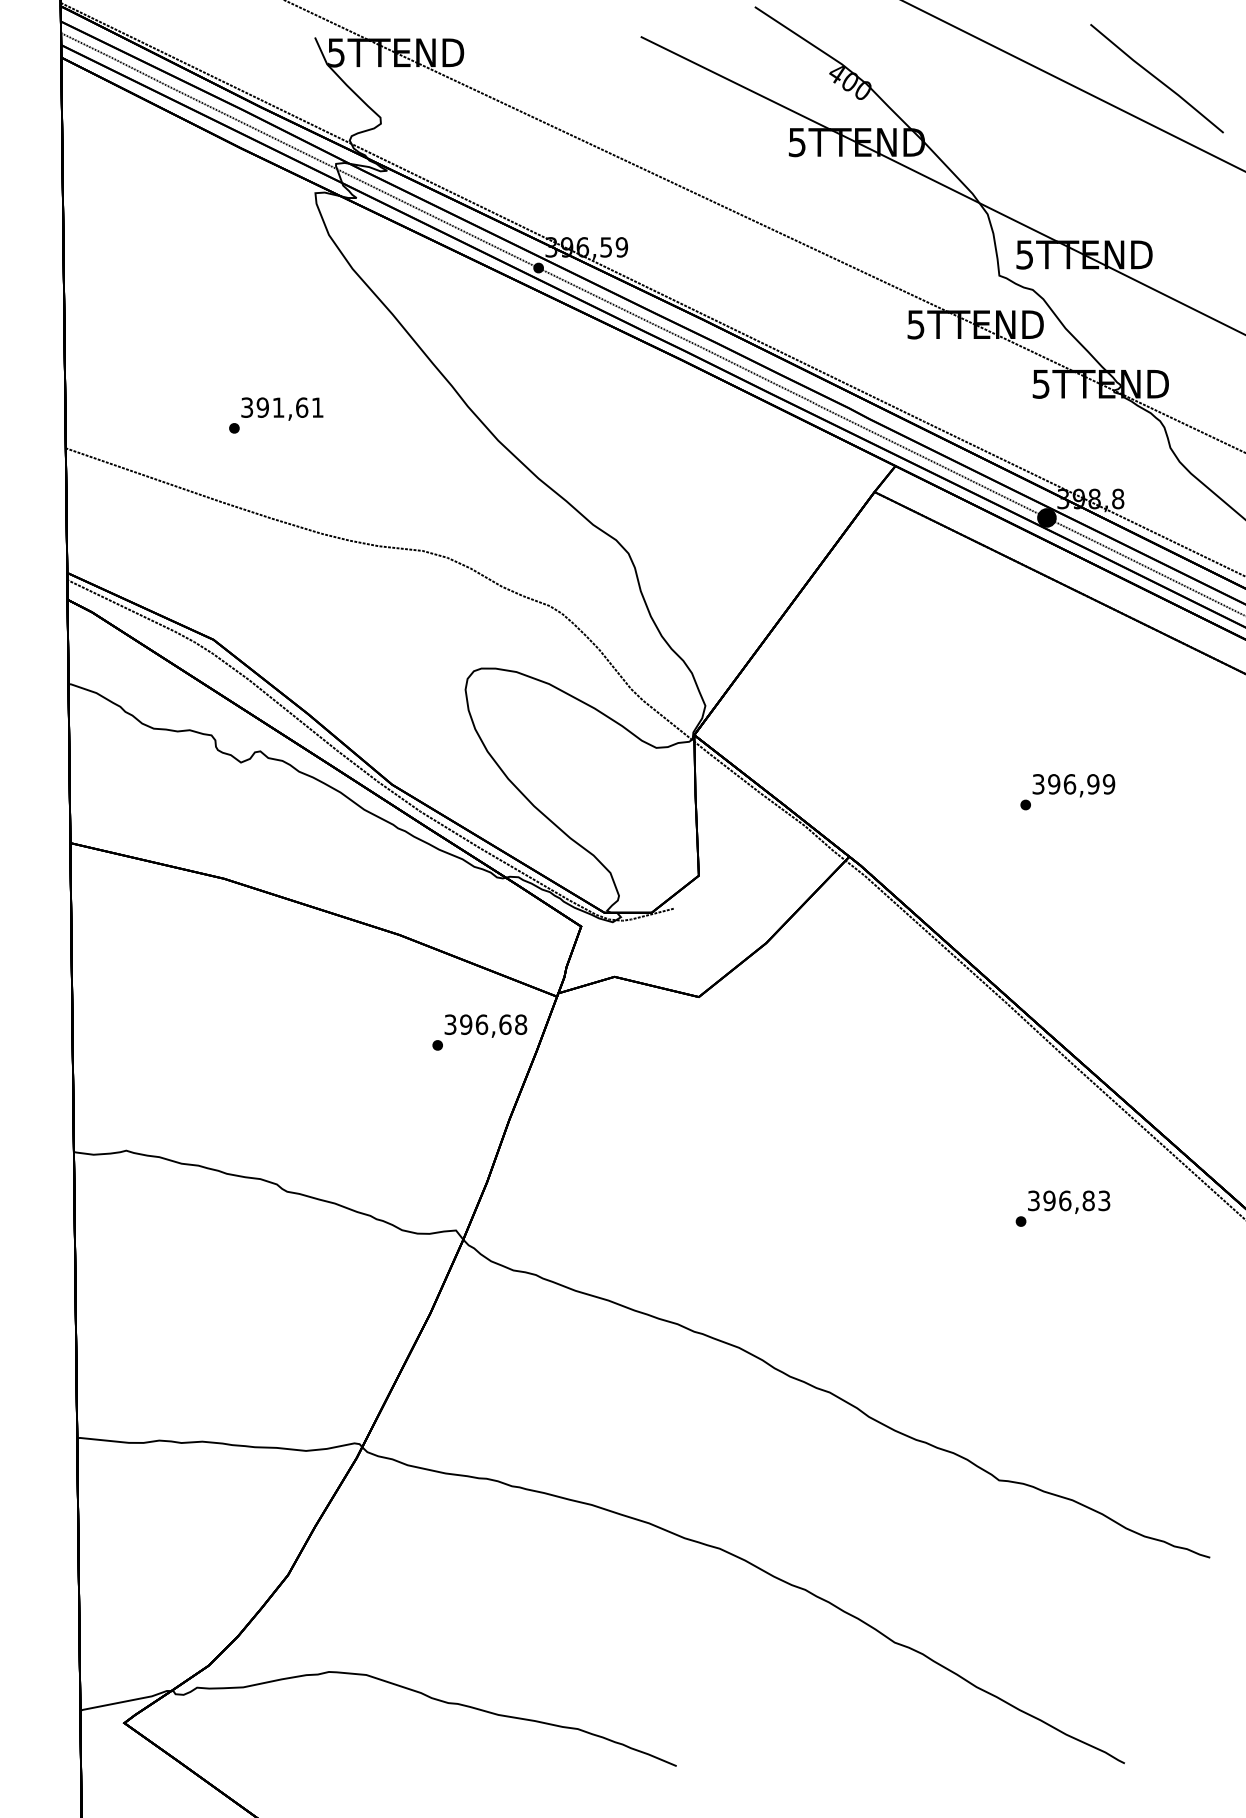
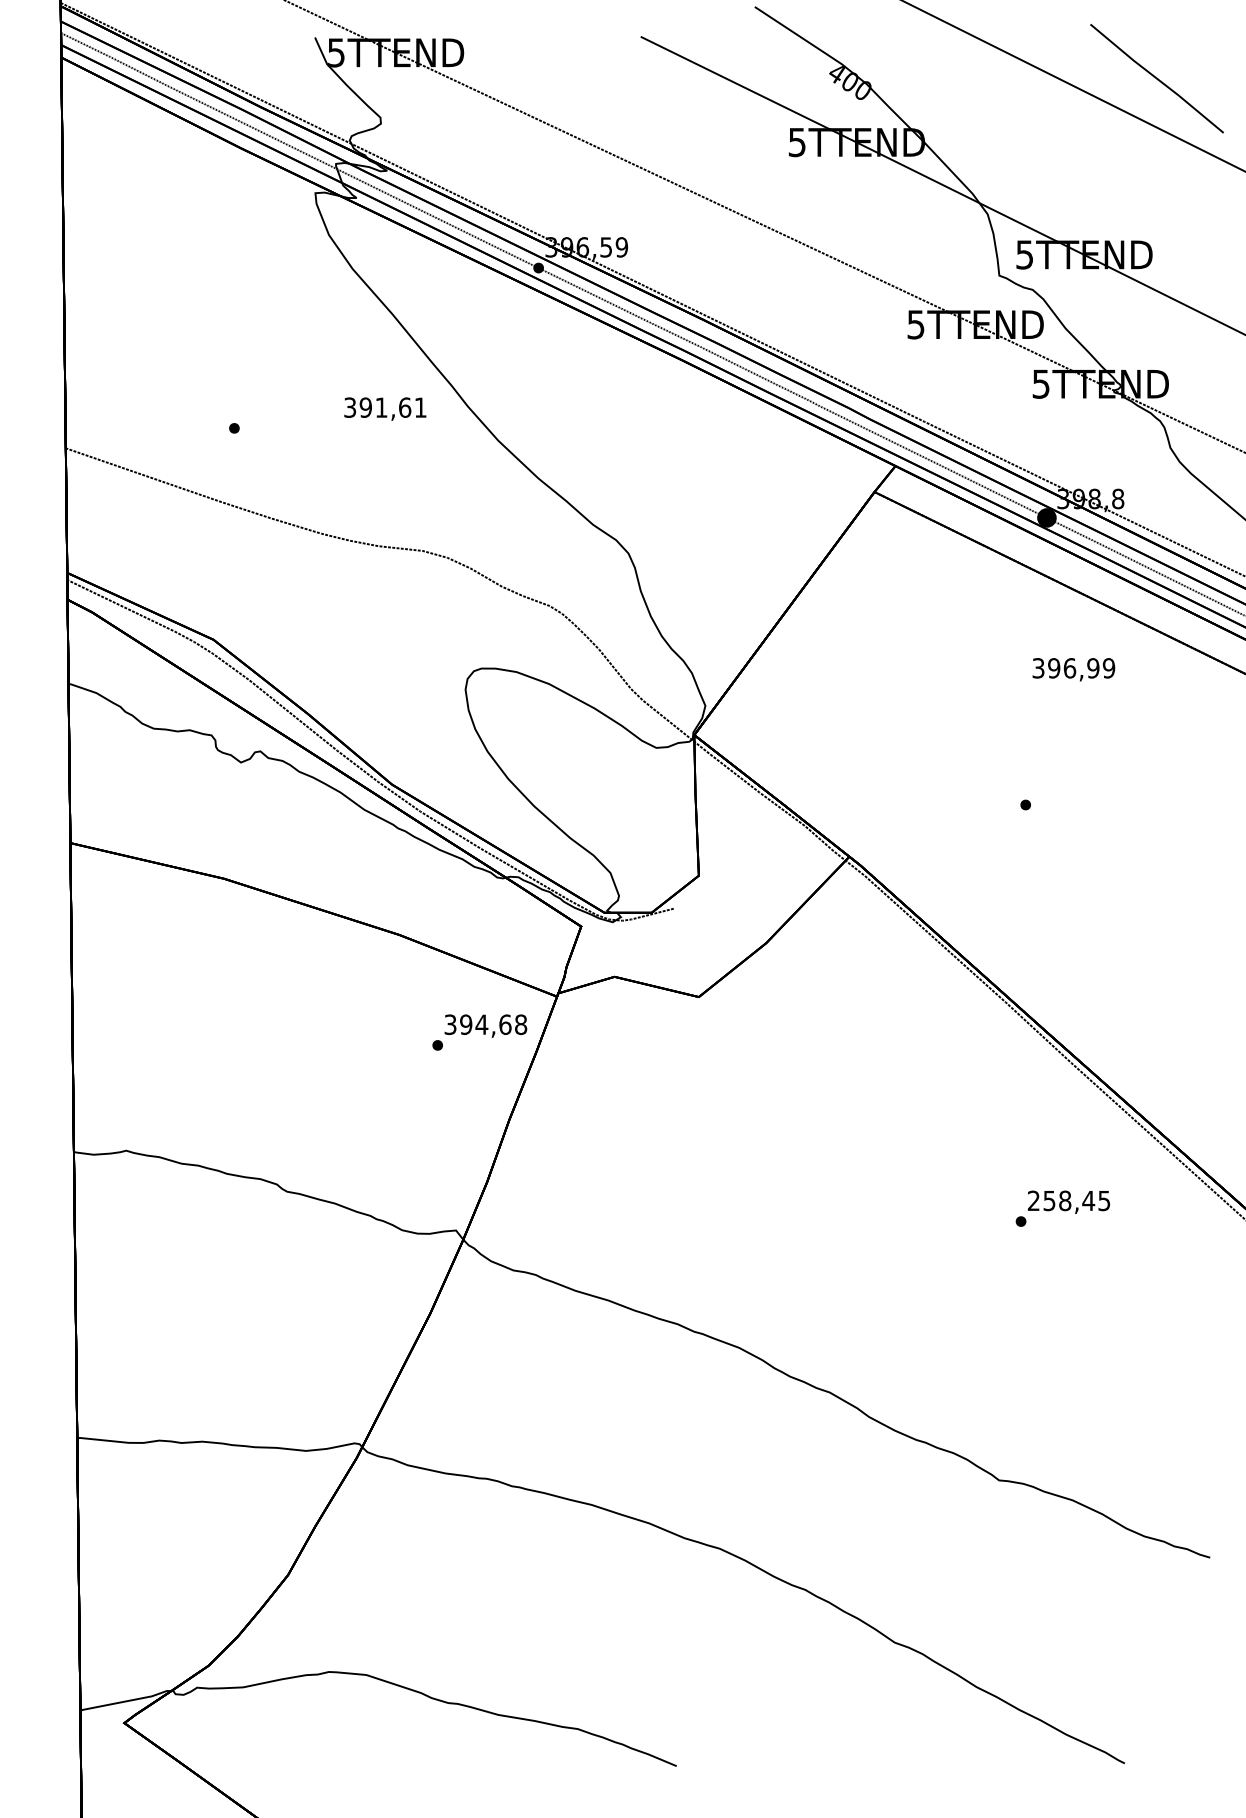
text position: (282, 408) -> (385, 408) (385, 408)
text position: (1073, 785) -> (1073, 669) (1073, 669)
text: 396,68 -> 394,68 (481, 1024)
text: 396,83 -> 258,45 (1069, 1200)
